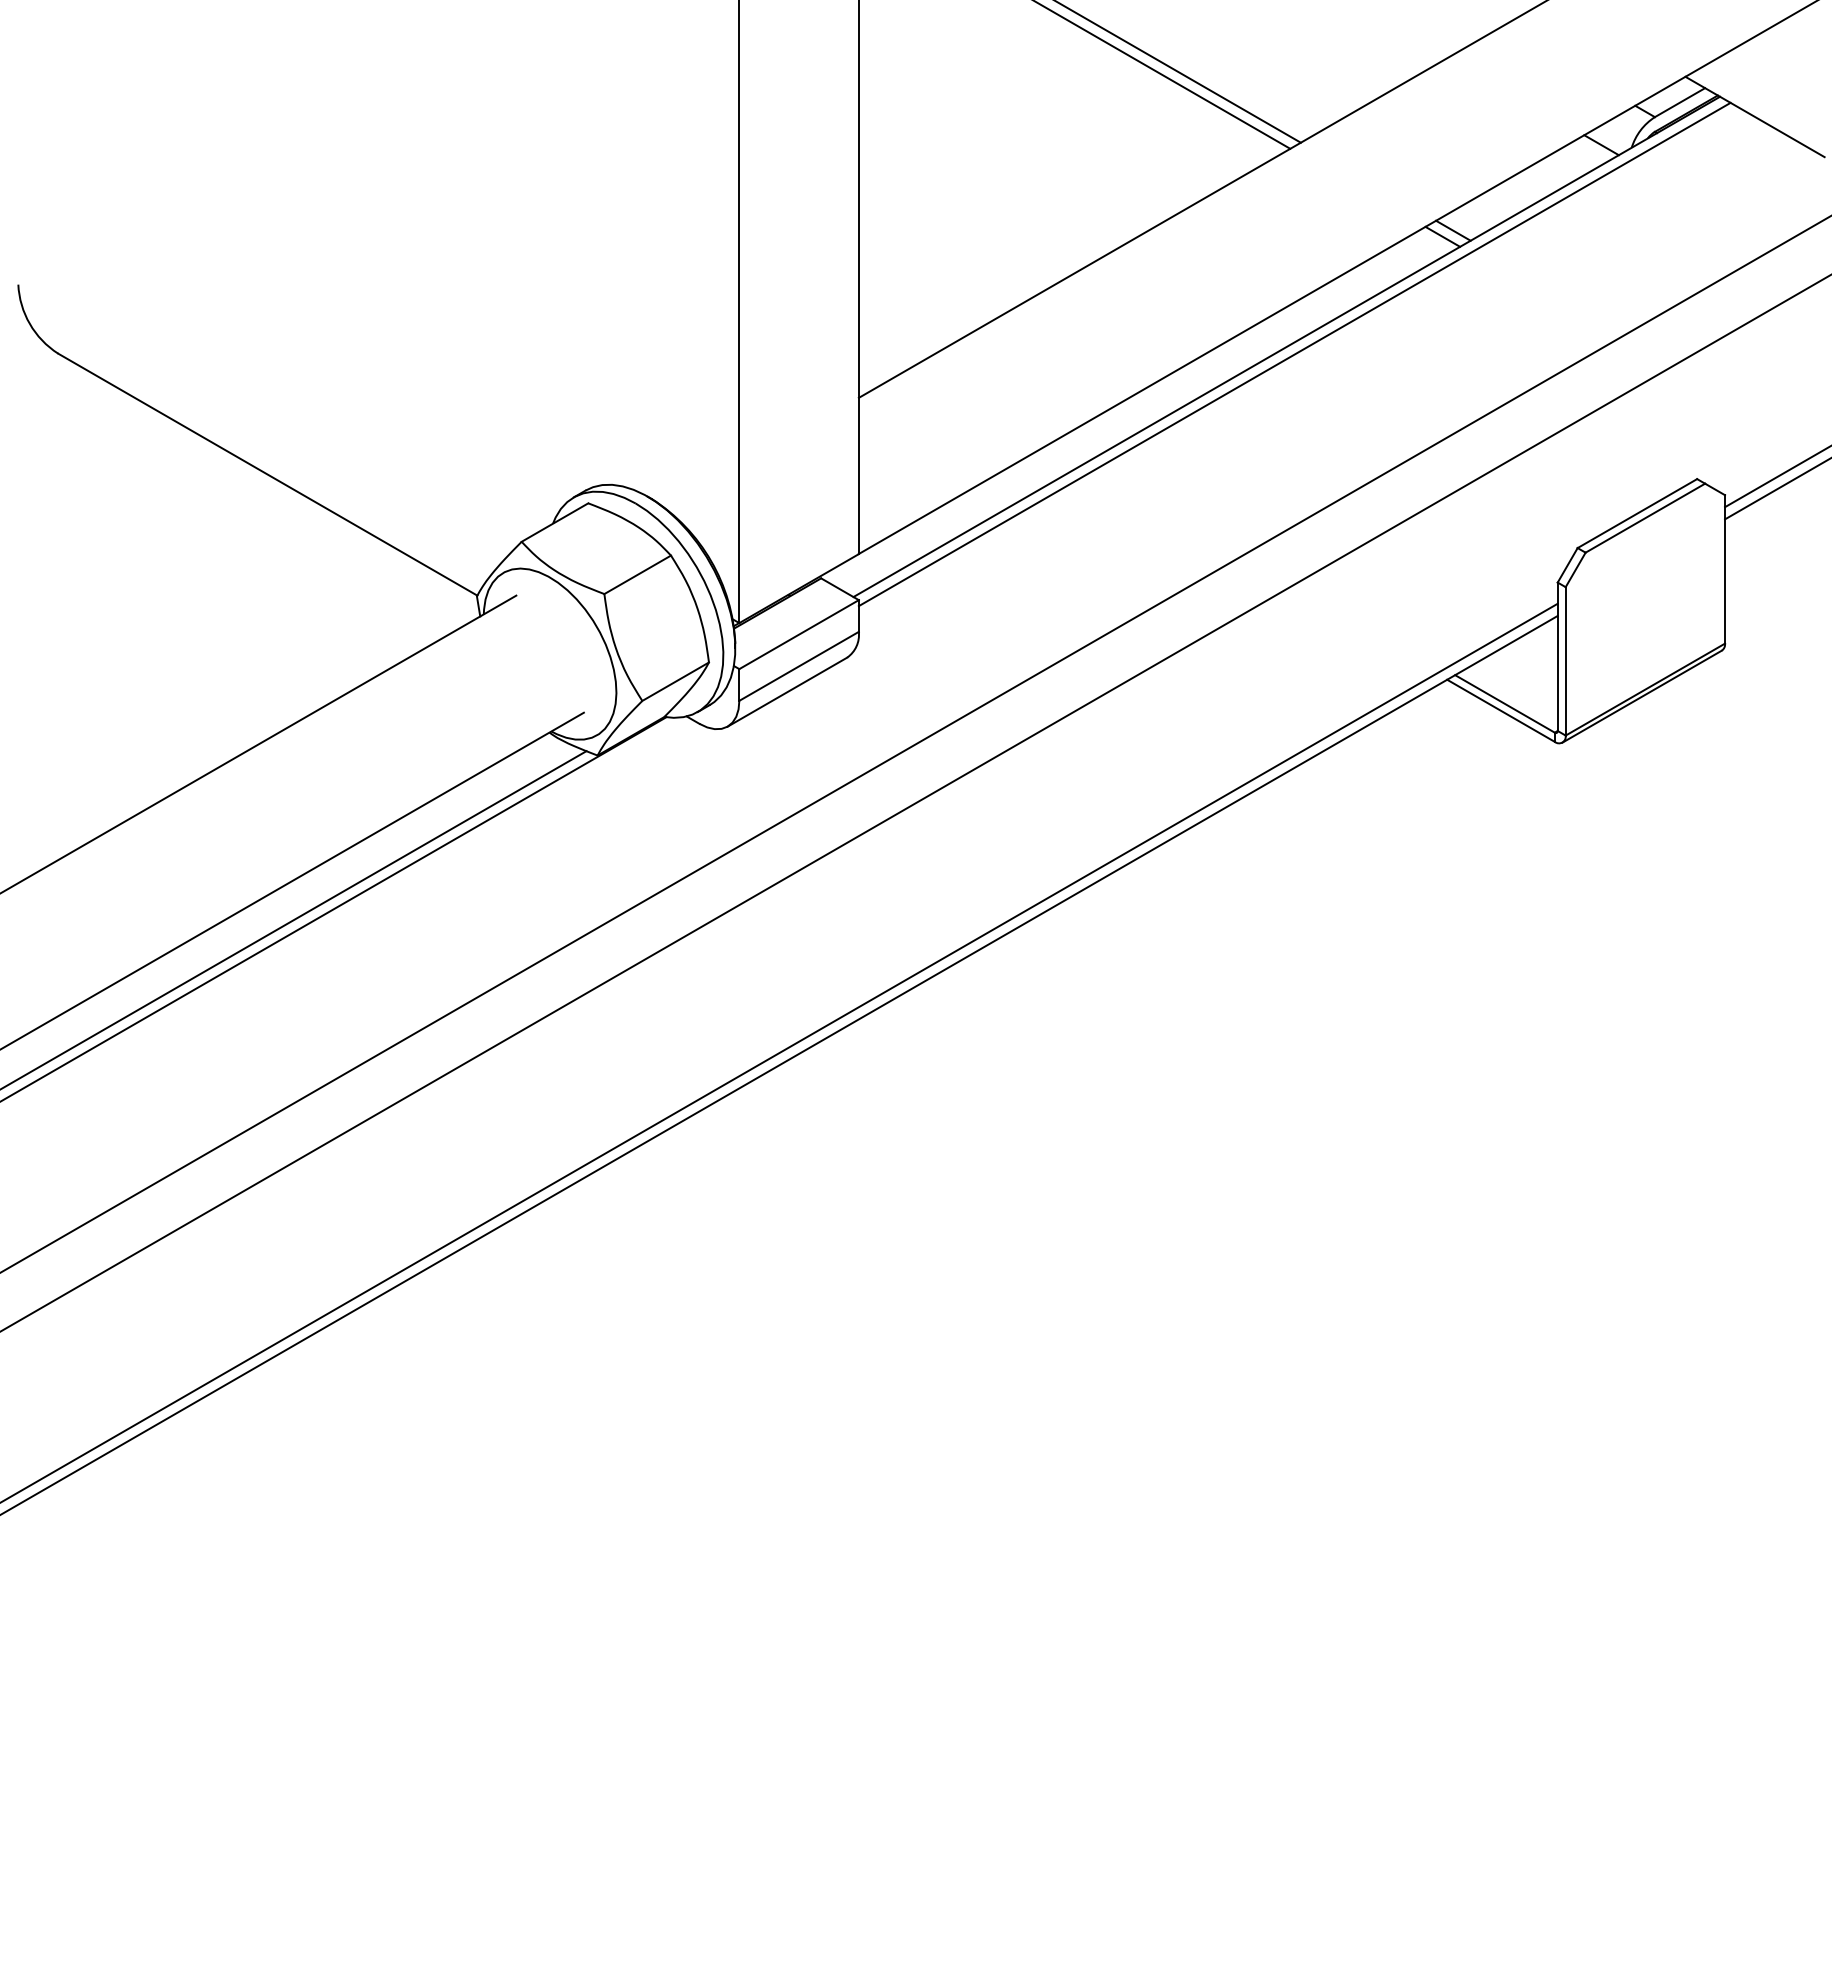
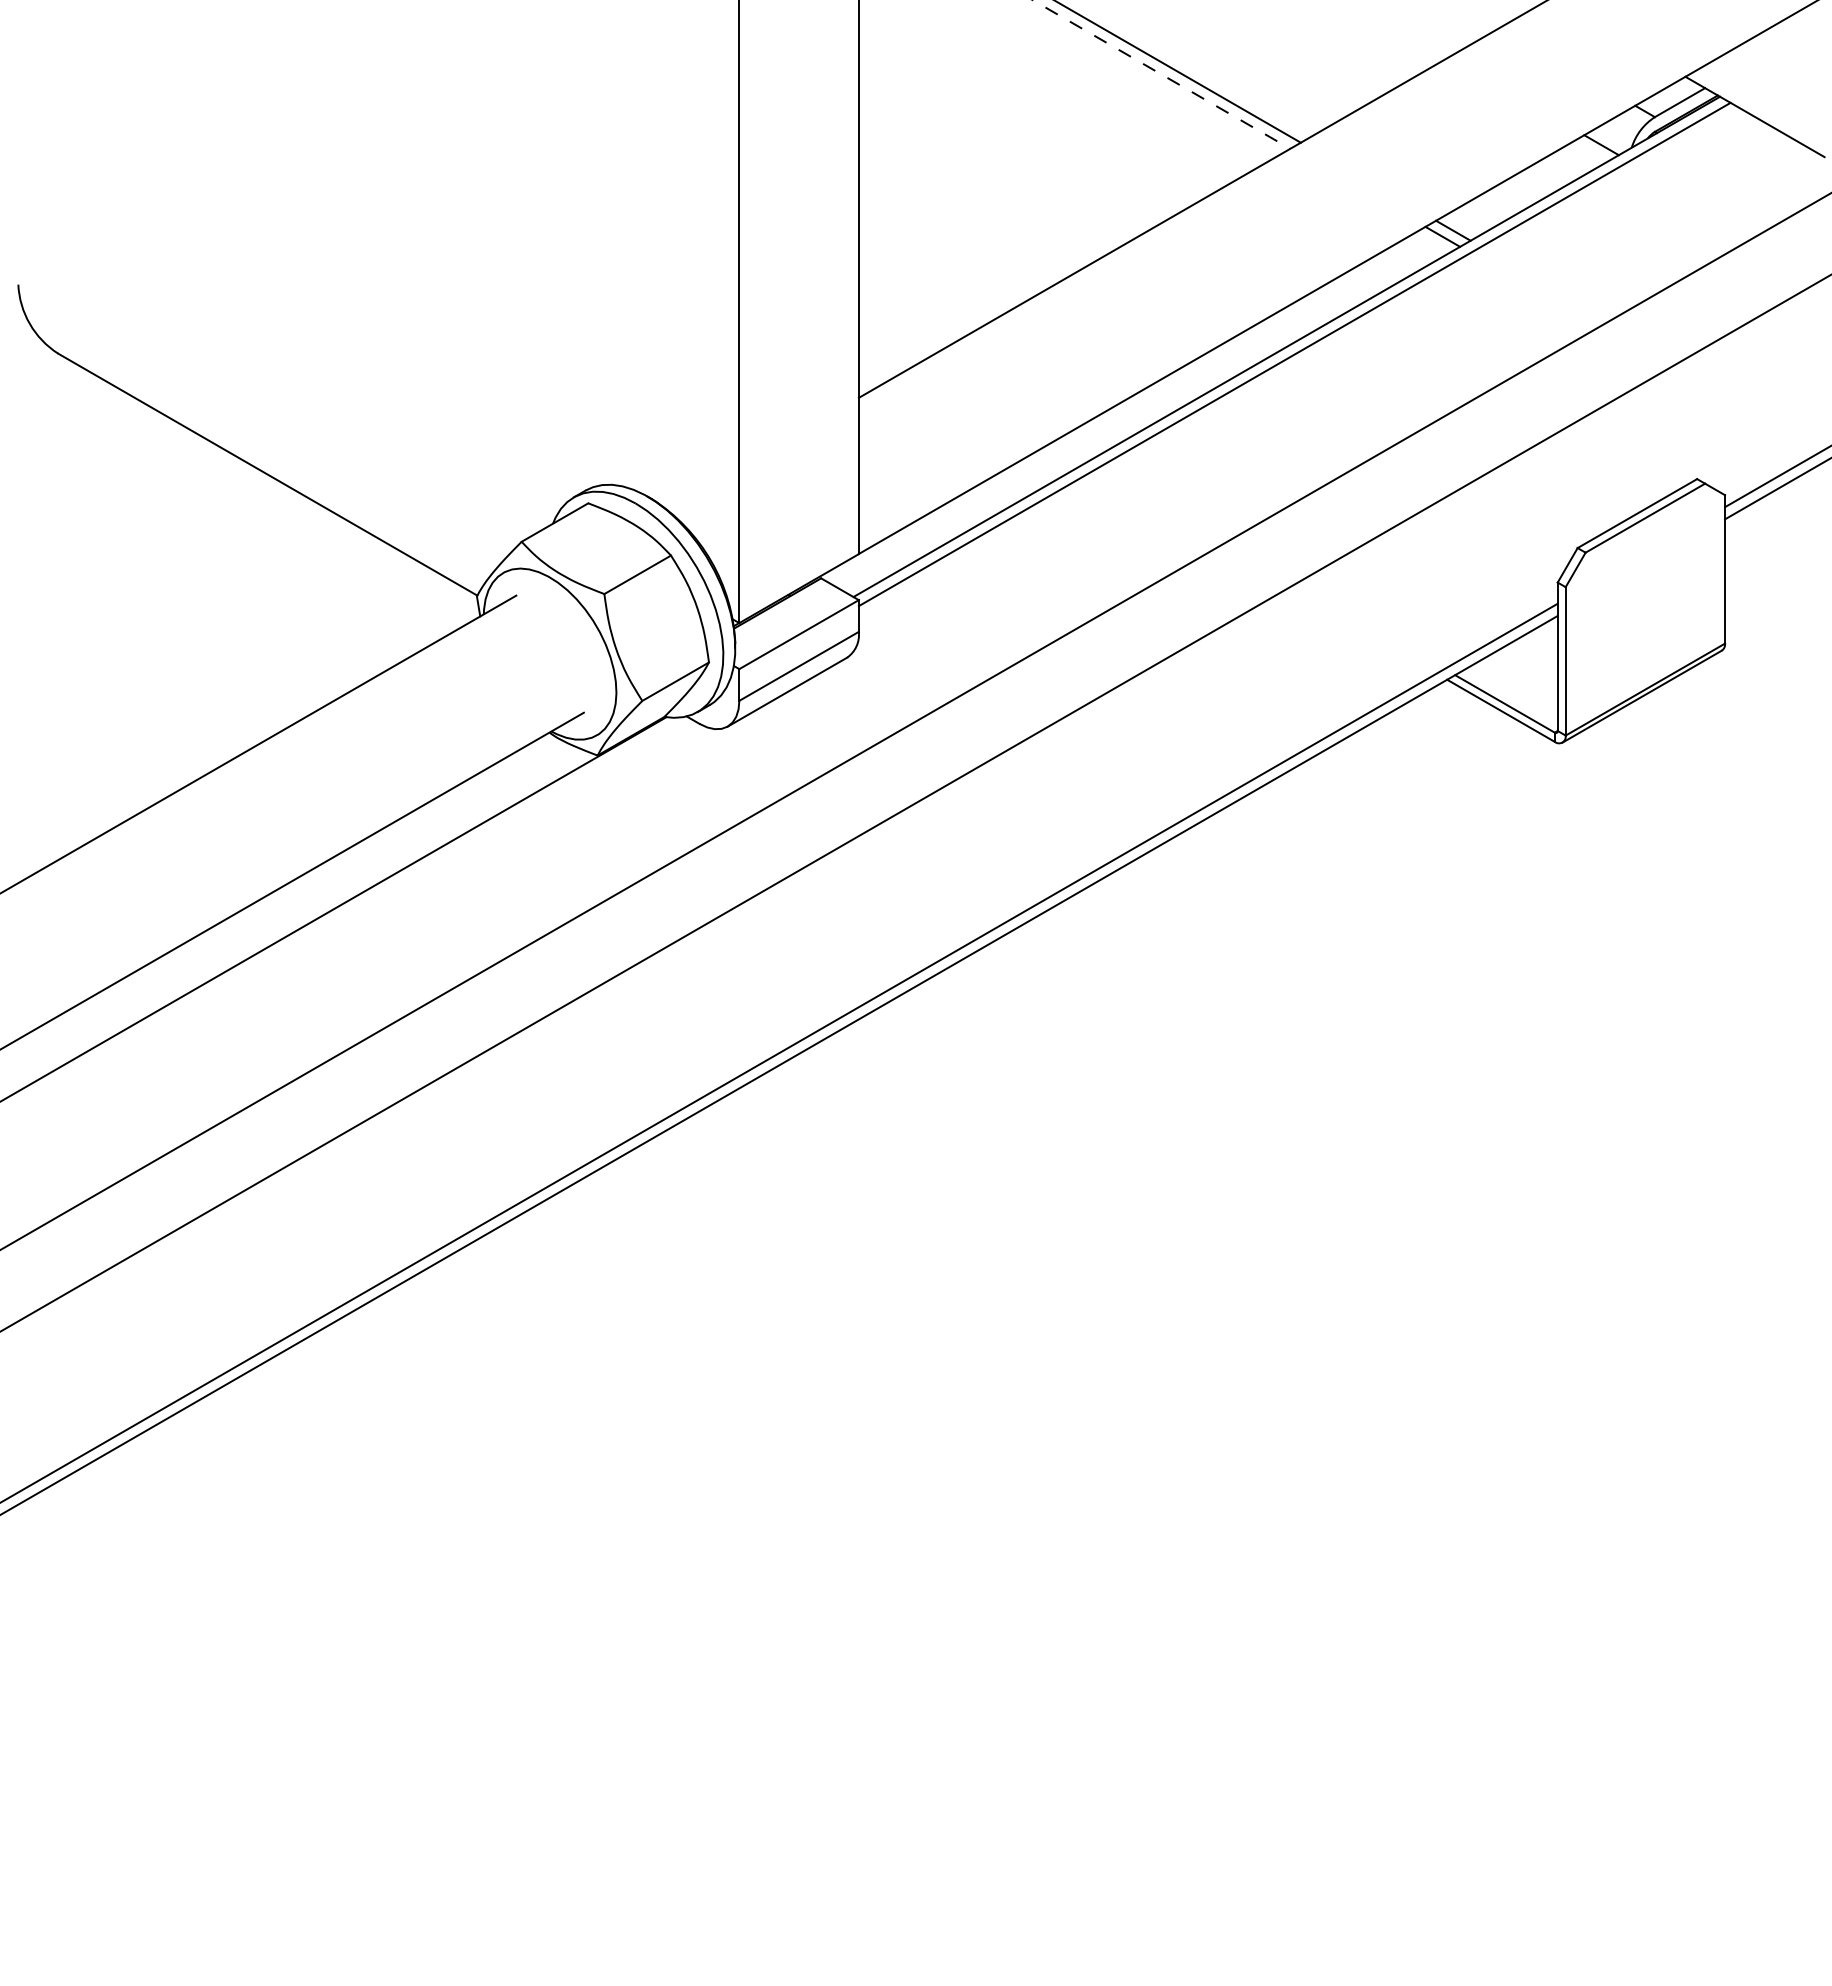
line: solid -> dashed (1162, 74)
line position: (915, 744) -> (915, 721) (915, 721)
line: present -> none (294, 919)
